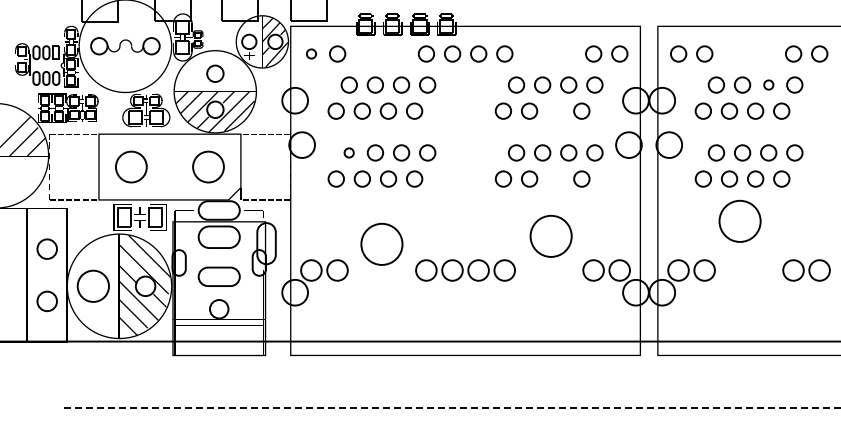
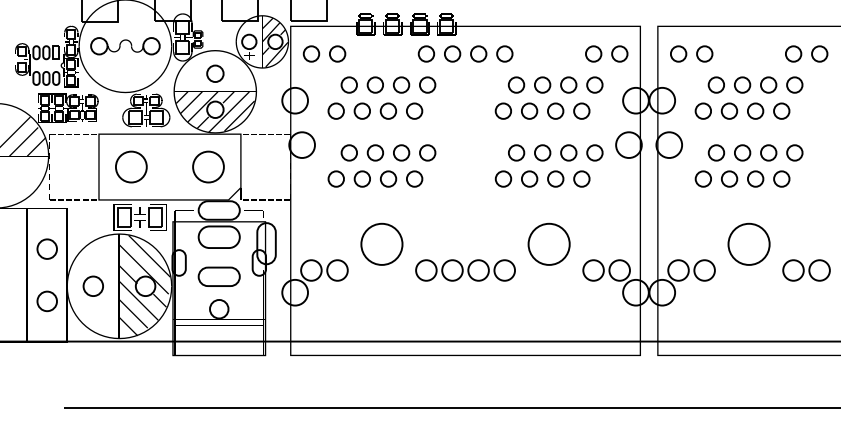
circle size: 11x12 px -> 19x18 px (311, 53)
circle size: 12x12 px -> 18x18 px (768, 84)
circle: none -> present (555, 110)
circle size: 12x12 px -> 18x18 px (348, 152)
circle: none -> present (555, 178)
circle position: (739, 220) -> (748, 243) (748, 243)
circle position: (550, 235) -> (548, 243) (548, 243)
circle diameter: 31 px -> 20 px (93, 286)
line: dashed -> solid (452, 408)
